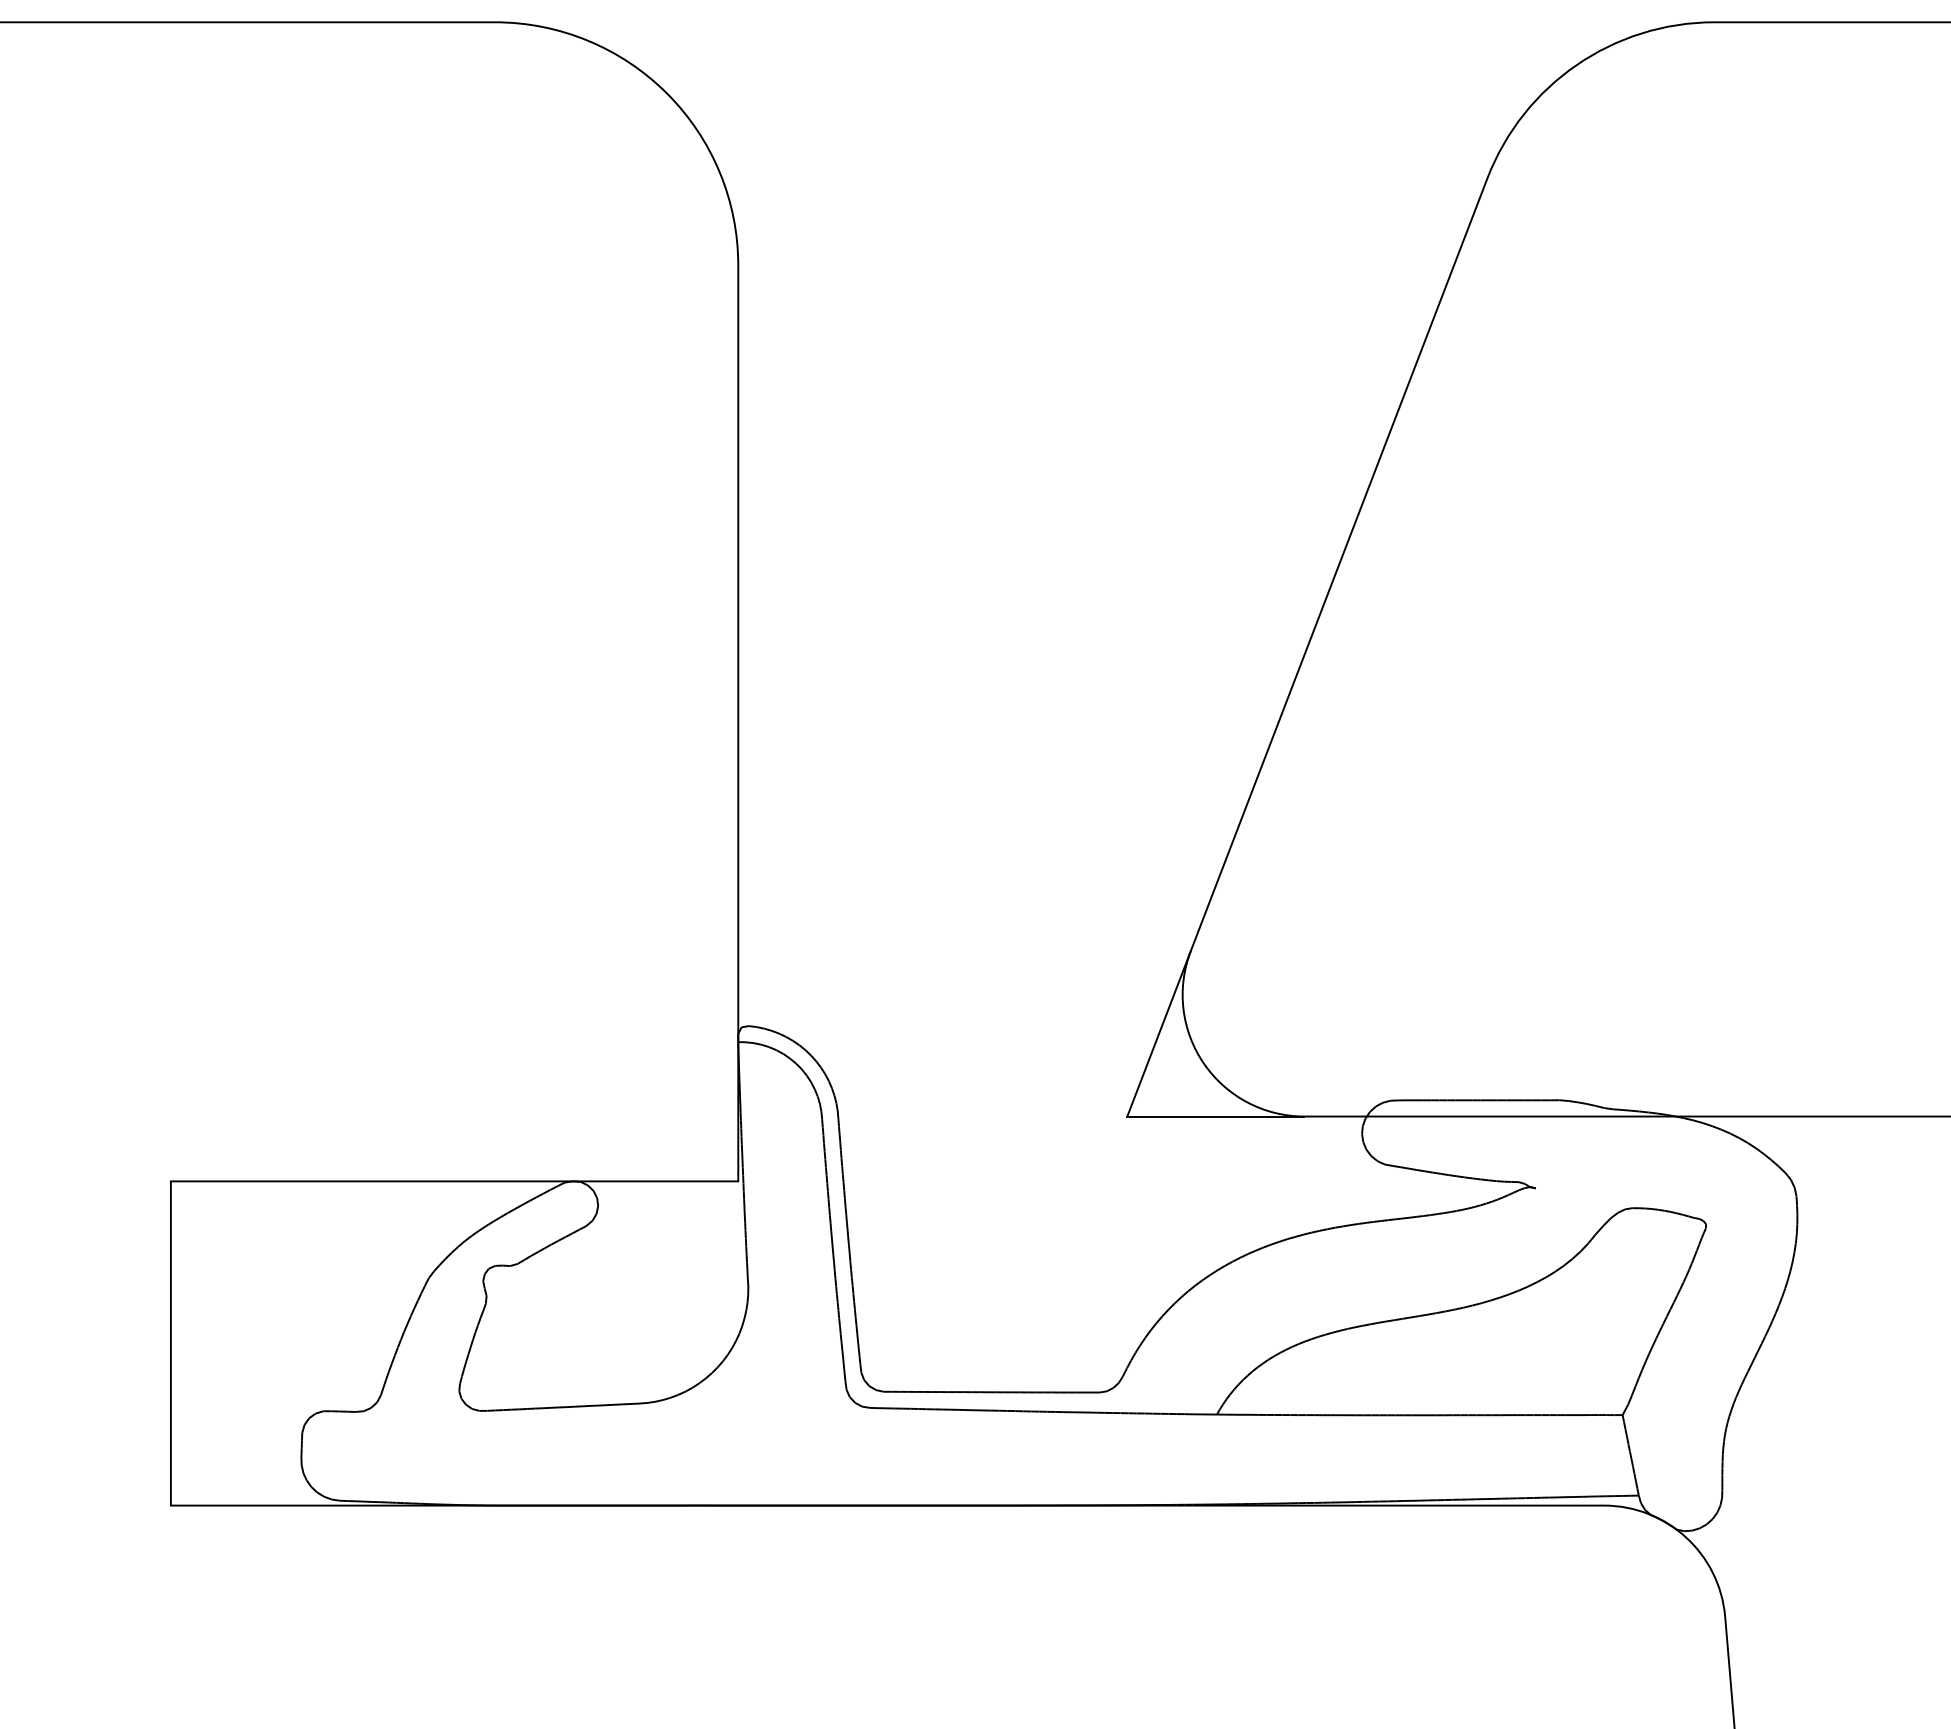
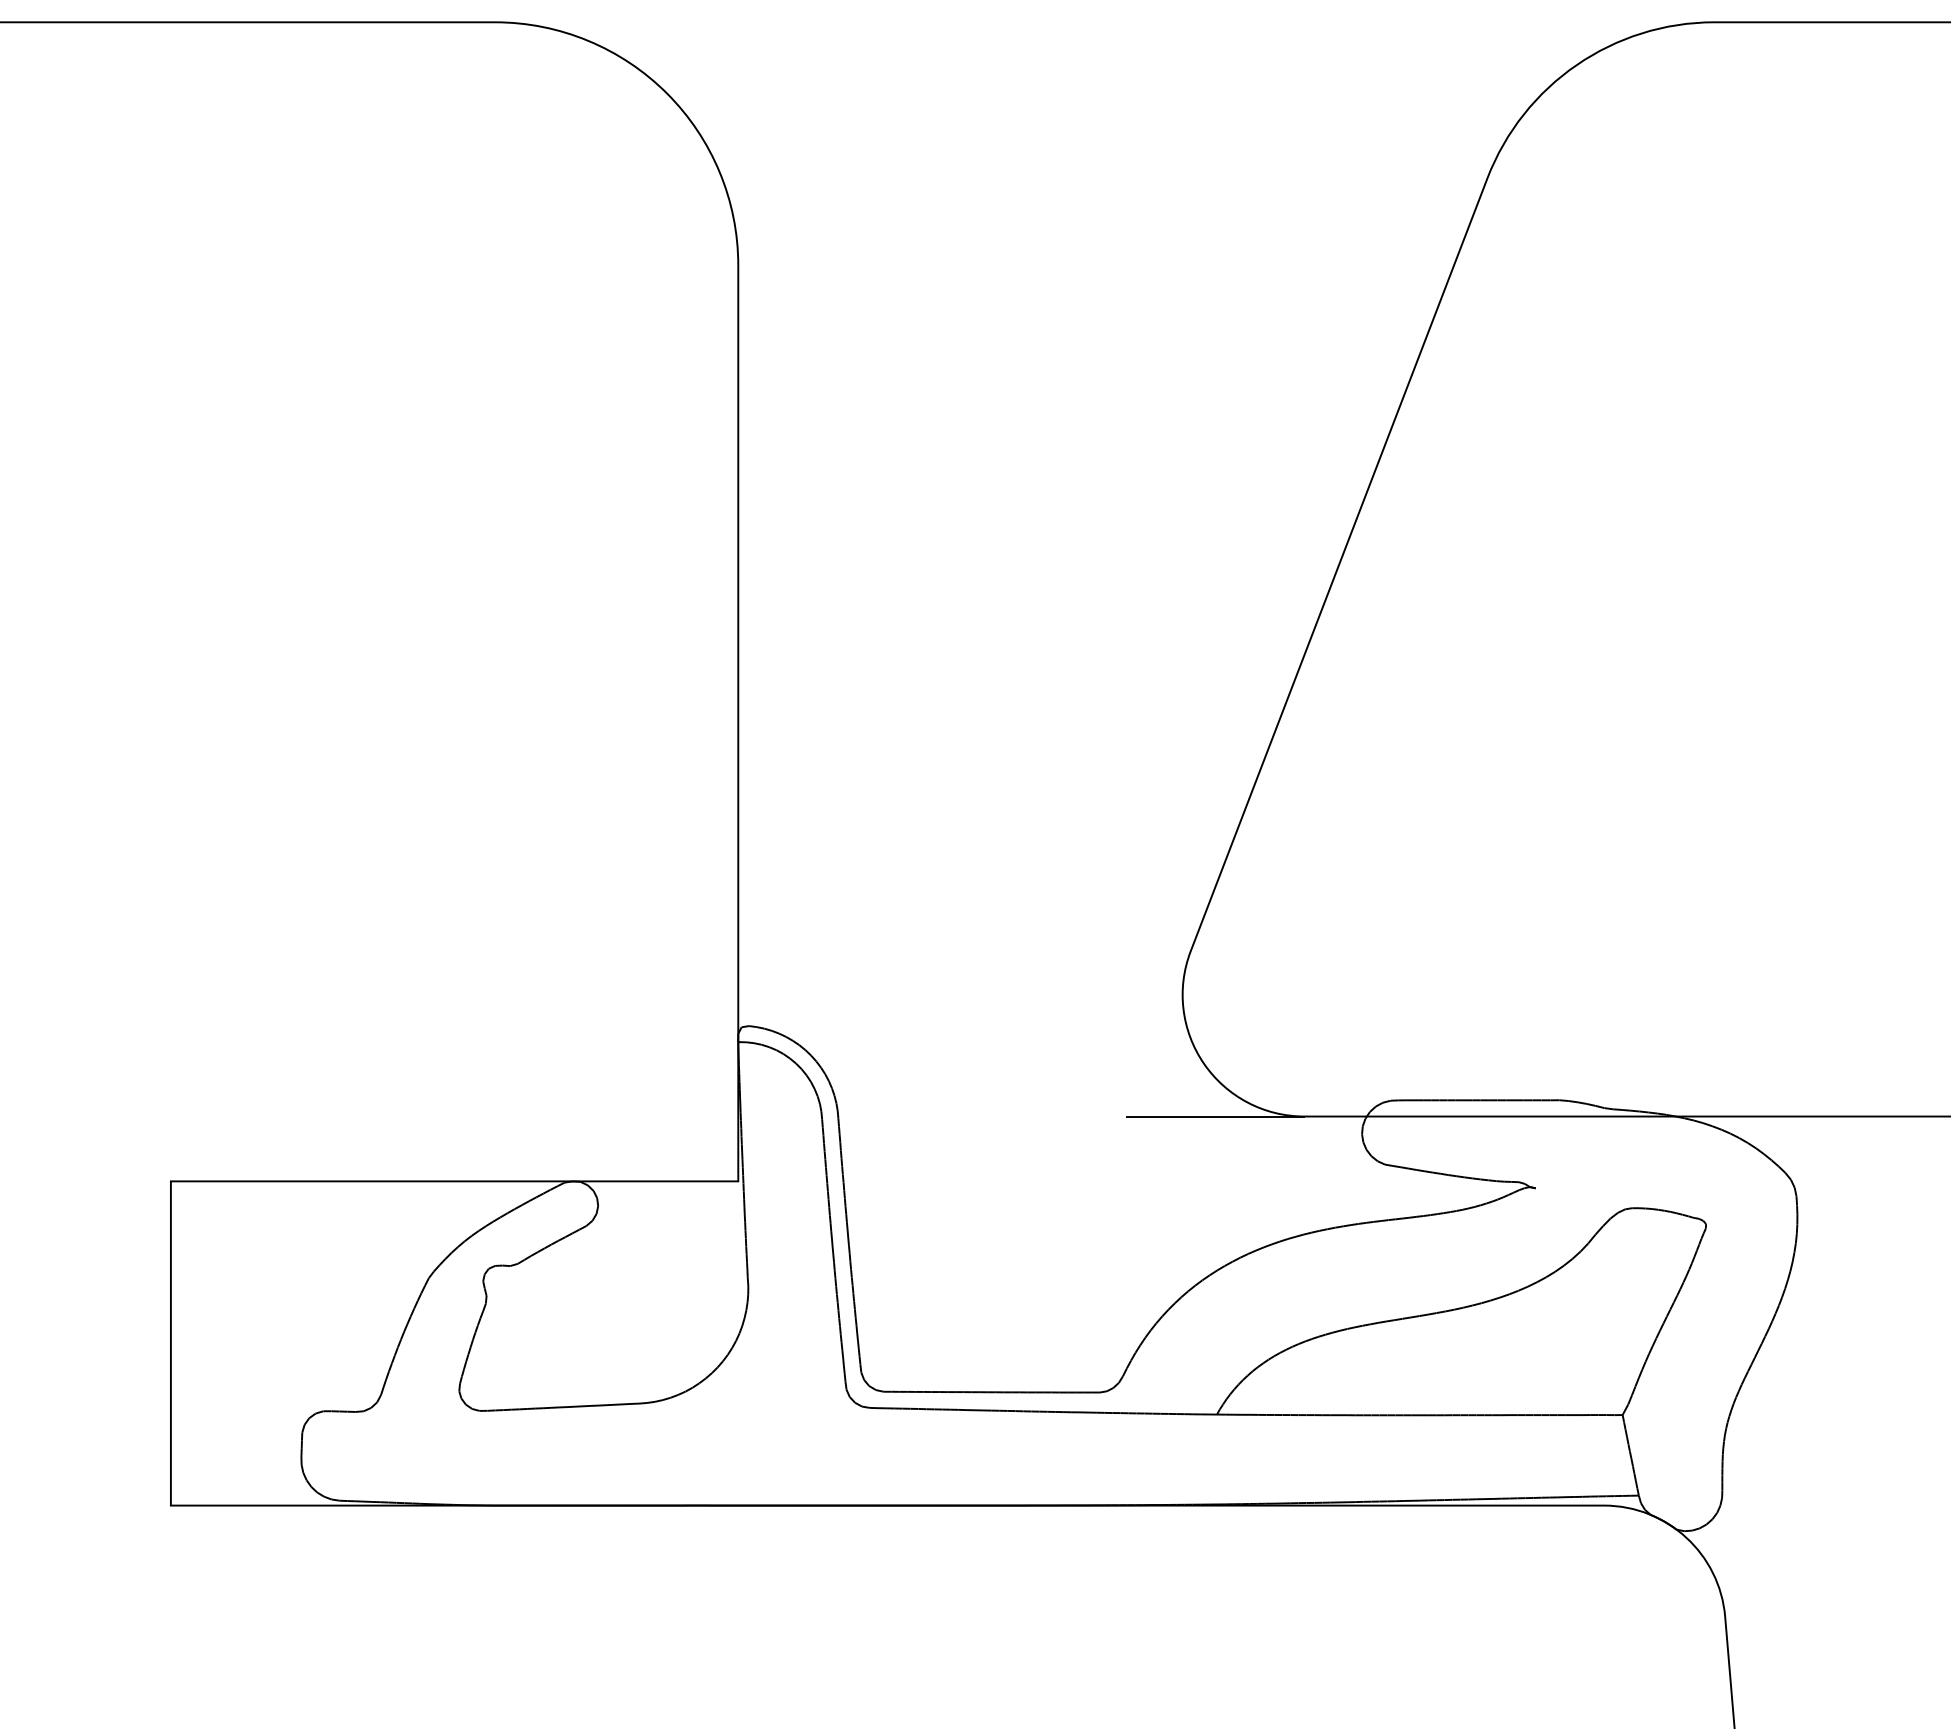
line: present -> none (1158, 1033)
